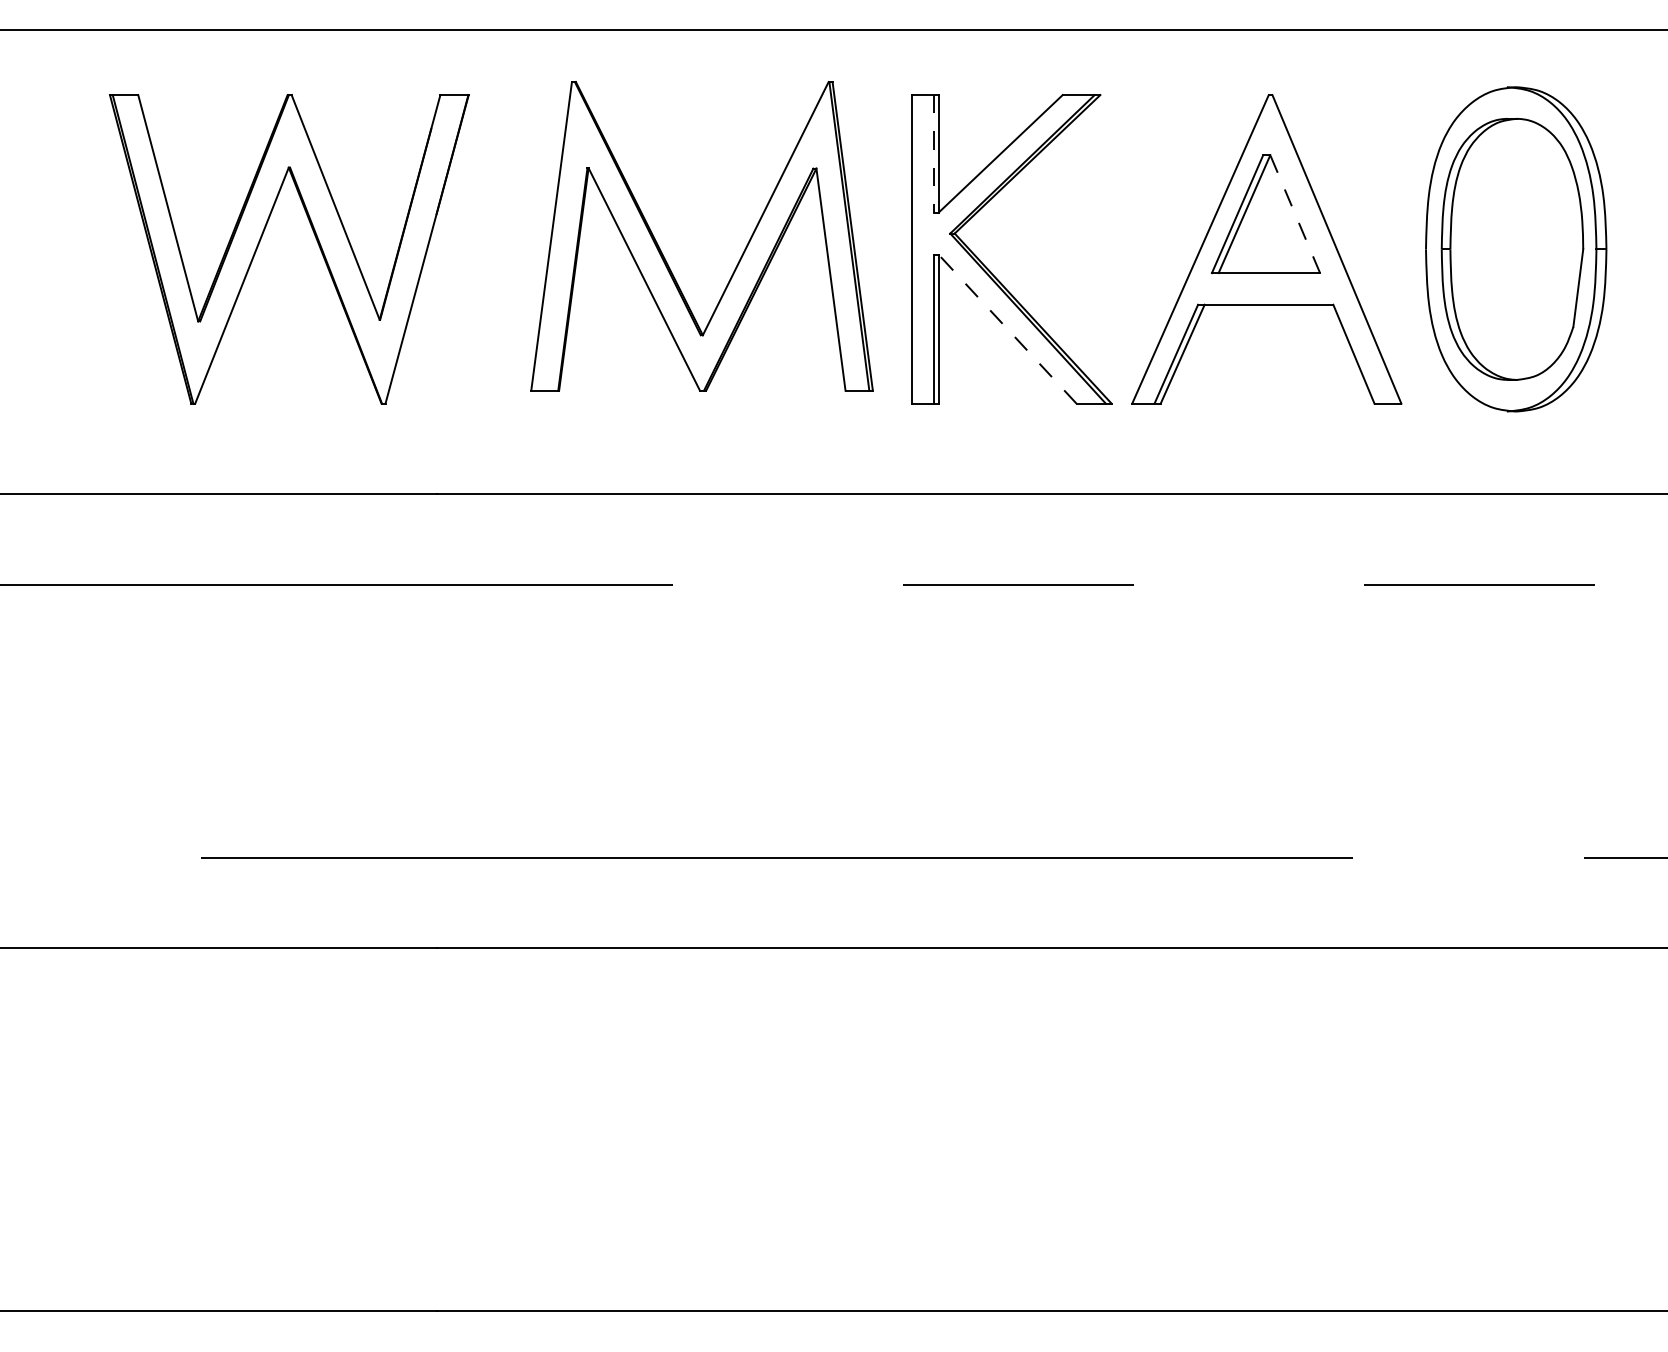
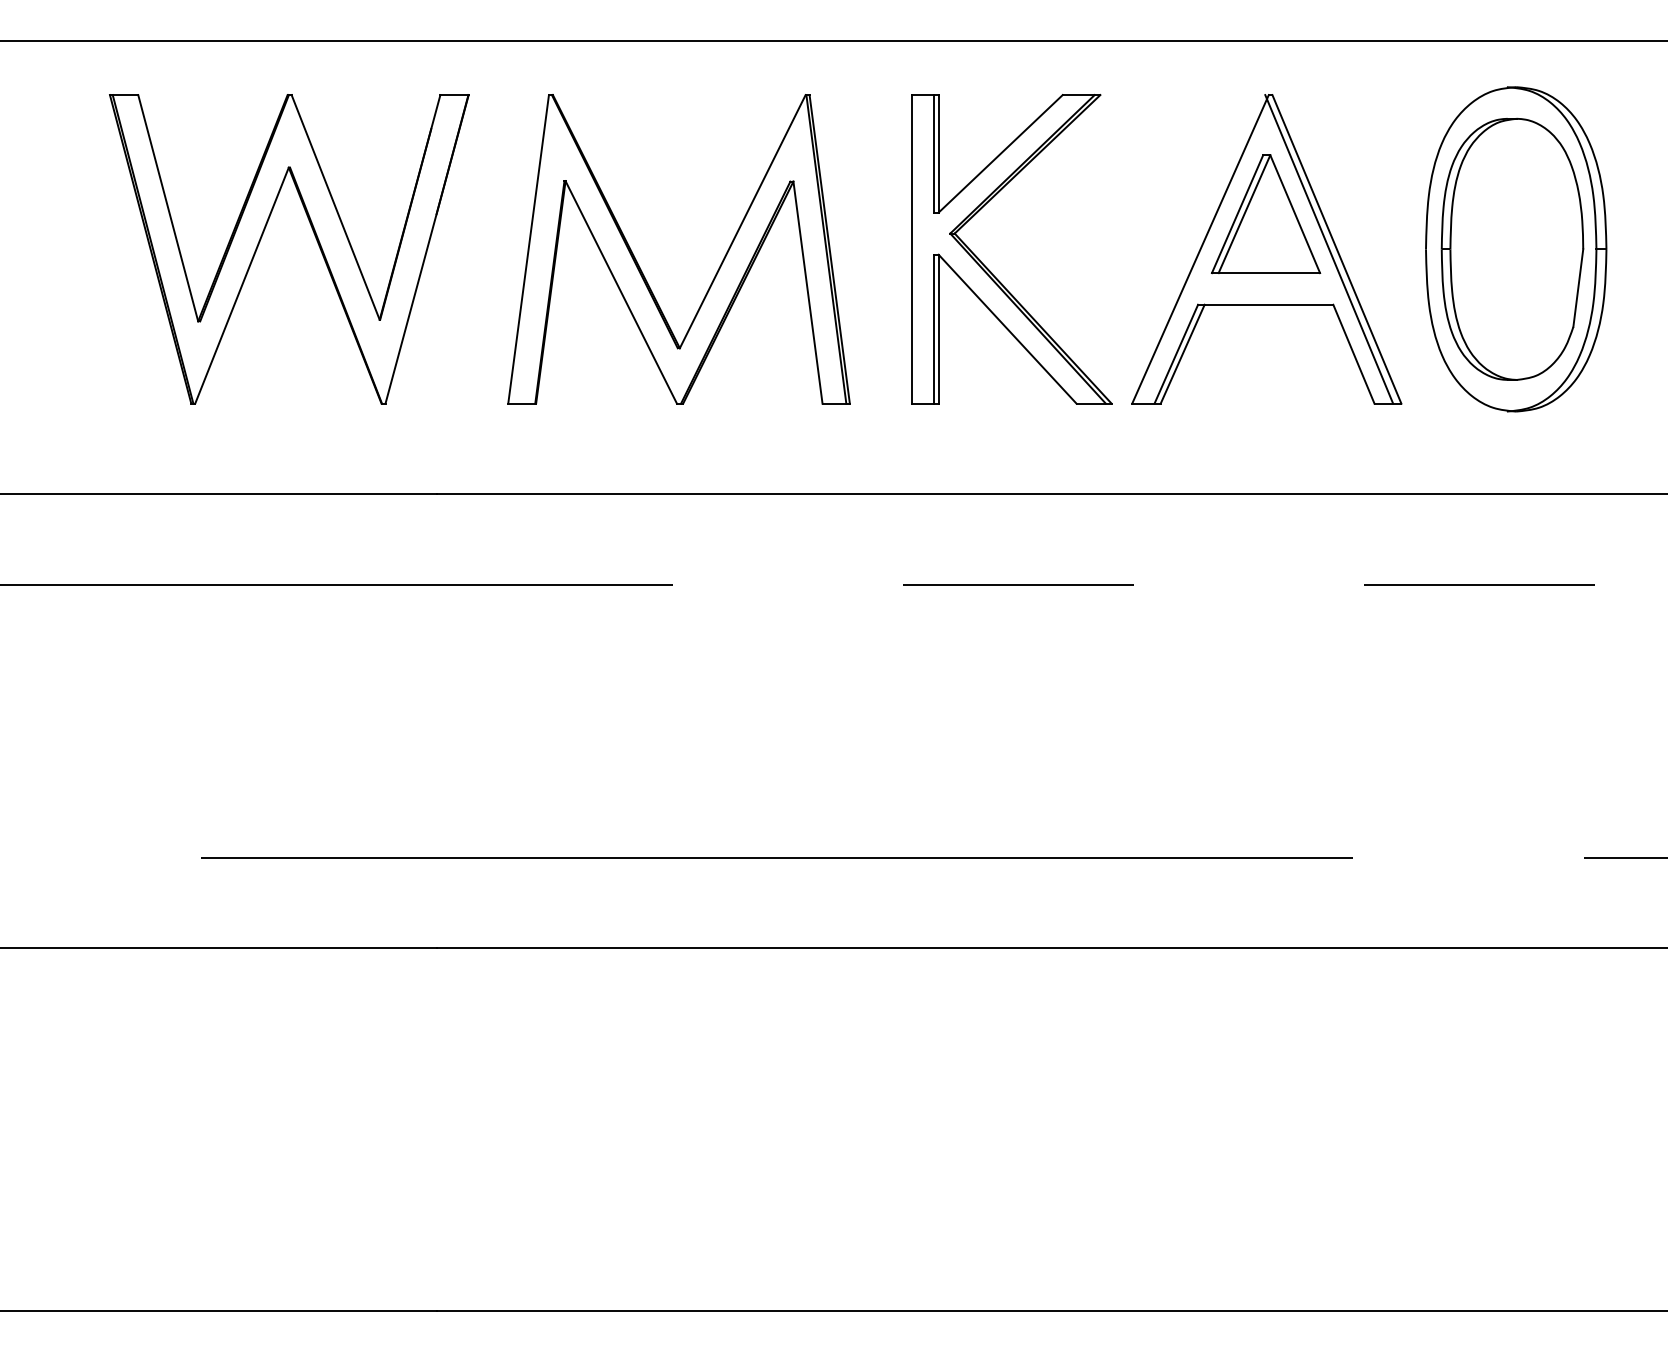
line position: (833, 29) -> (833, 40) (833, 40)
line: dashed -> solid (934, 153)
line: dashed -> solid (1295, 214)
line: none -> present (1329, 249)
part position: (663, 254) -> (640, 267) (640, 267)
line: dashed -> solid (1007, 328)
